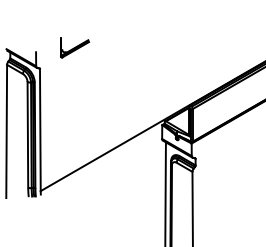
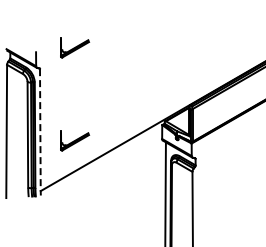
line: solid -> dashed (40, 130)
part: none -> present (75, 140)
